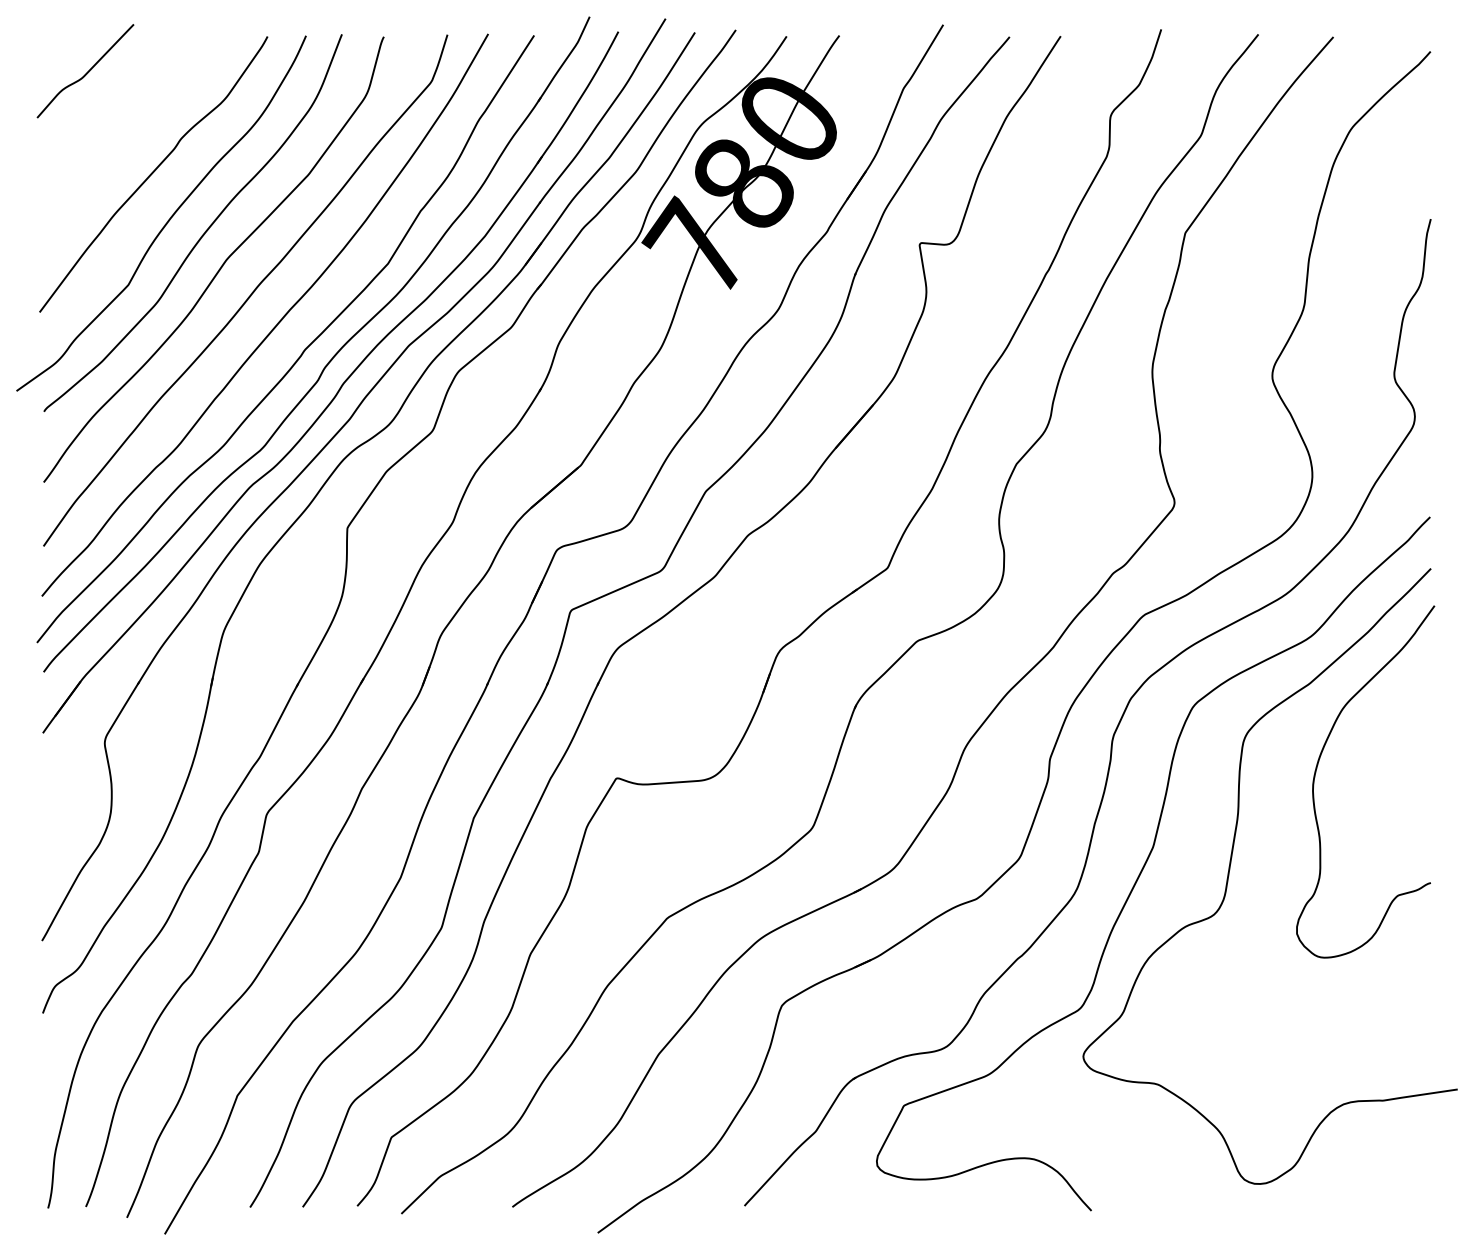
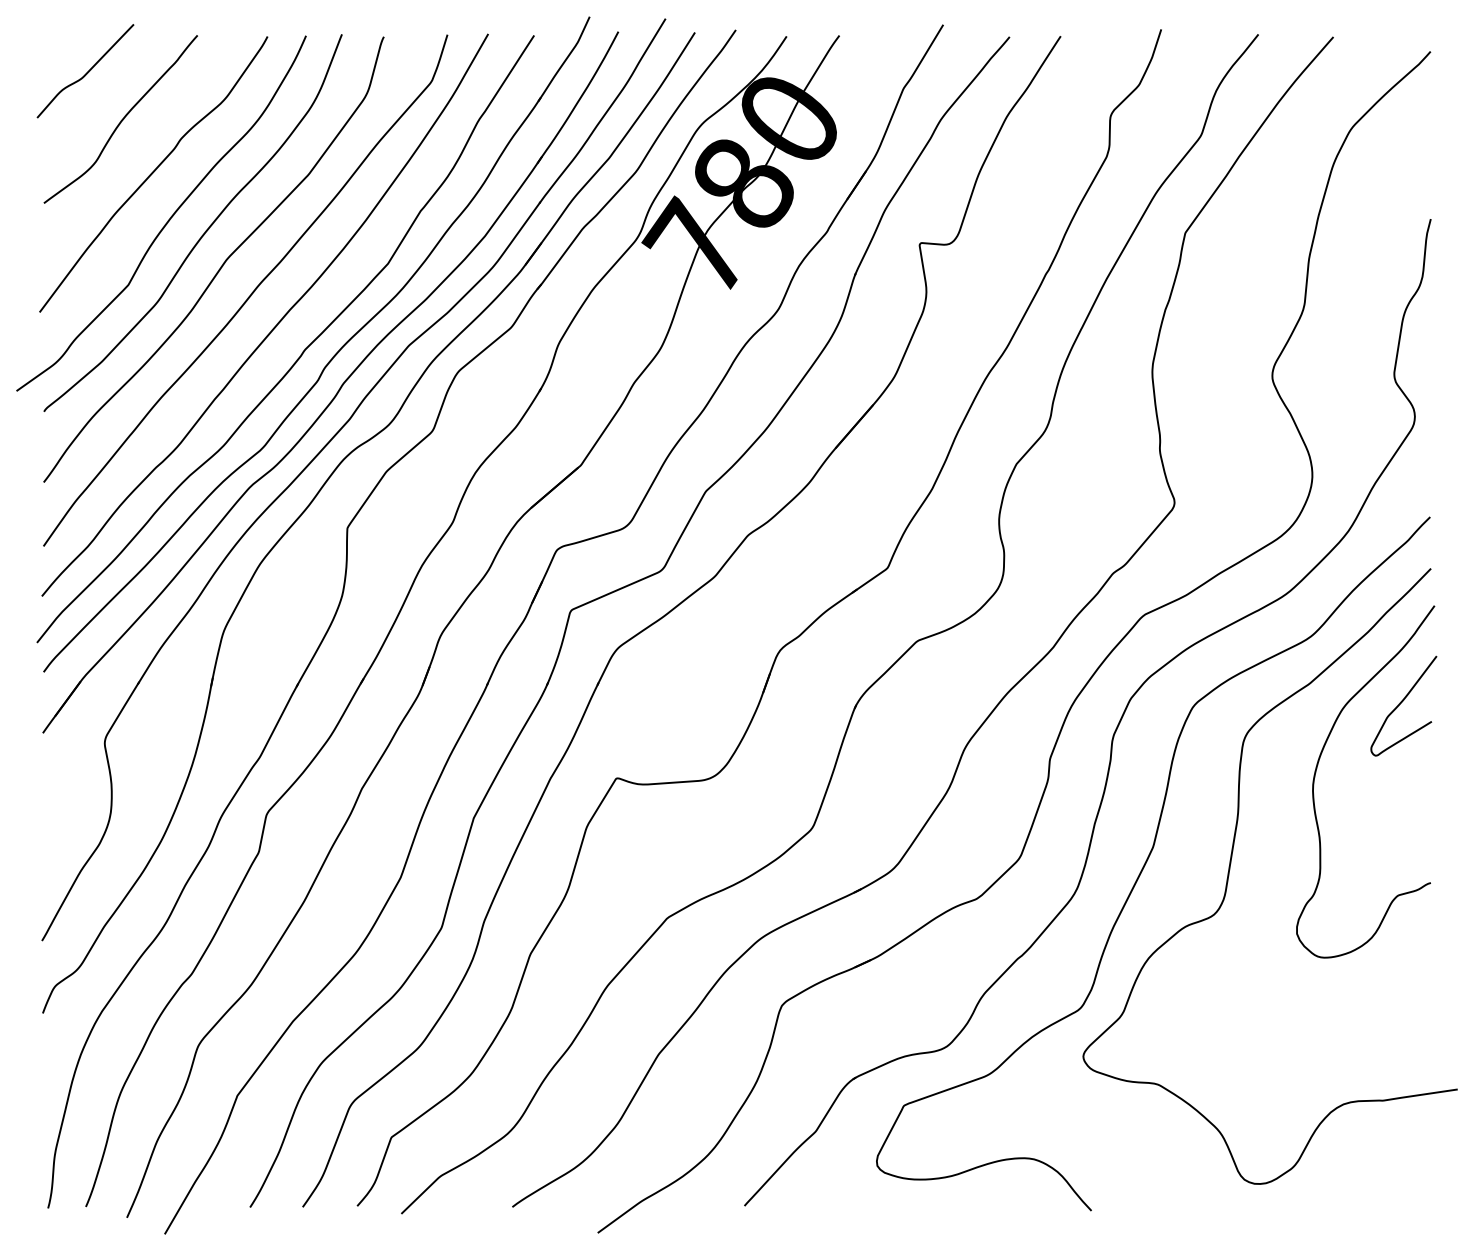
curve: none -> present (121, 119)
curve: none -> present (1401, 703)
